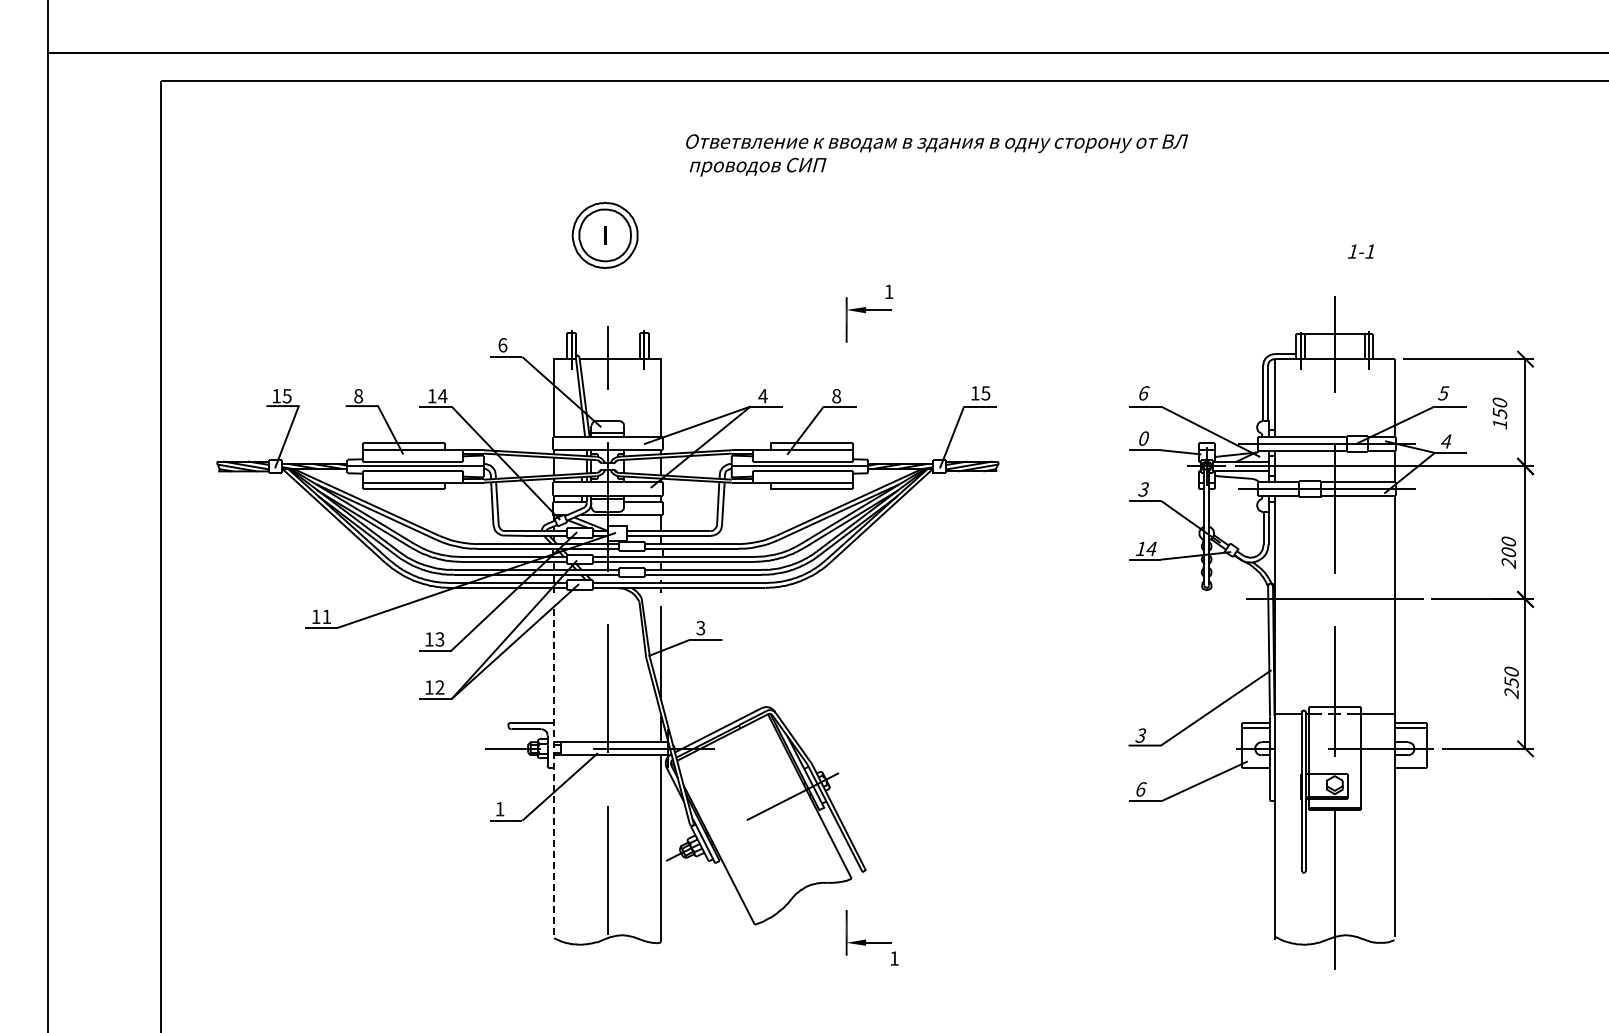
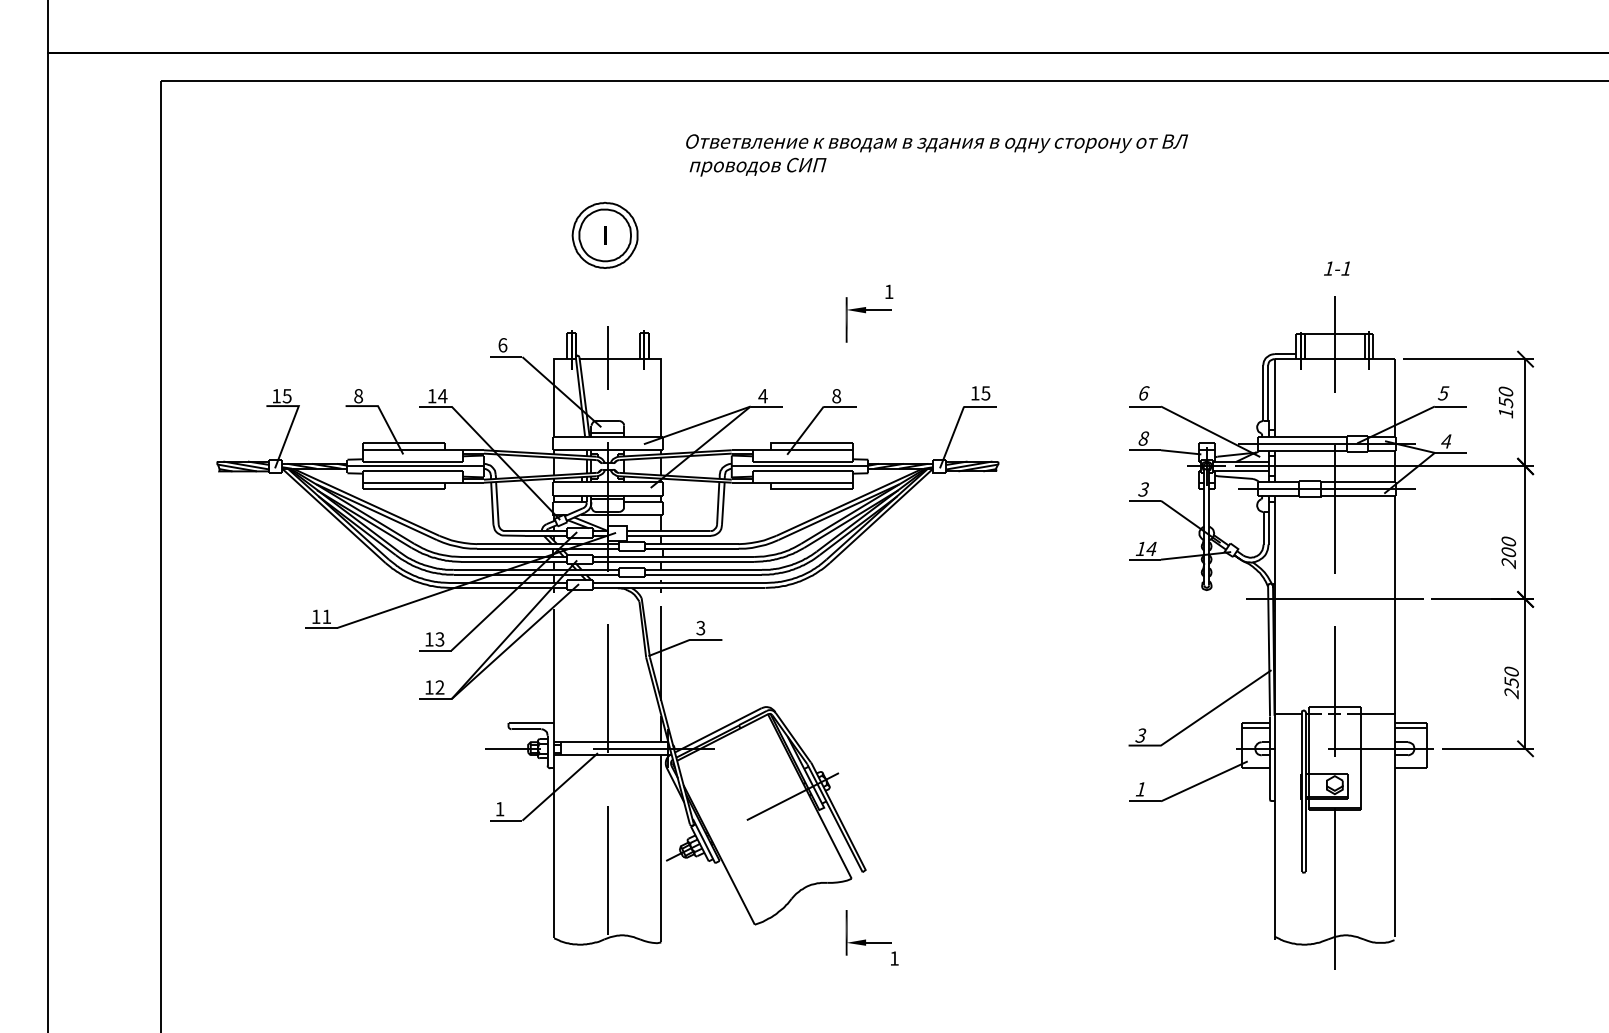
text position: (1360, 251) -> (1336, 268) (1336, 268)
text position: (1499, 413) -> (1505, 402) (1505, 402)
text: 0 -> 8 (1143, 438)
line: dashed -> solid (554, 773)
text: 6 -> 1 (1141, 789)
